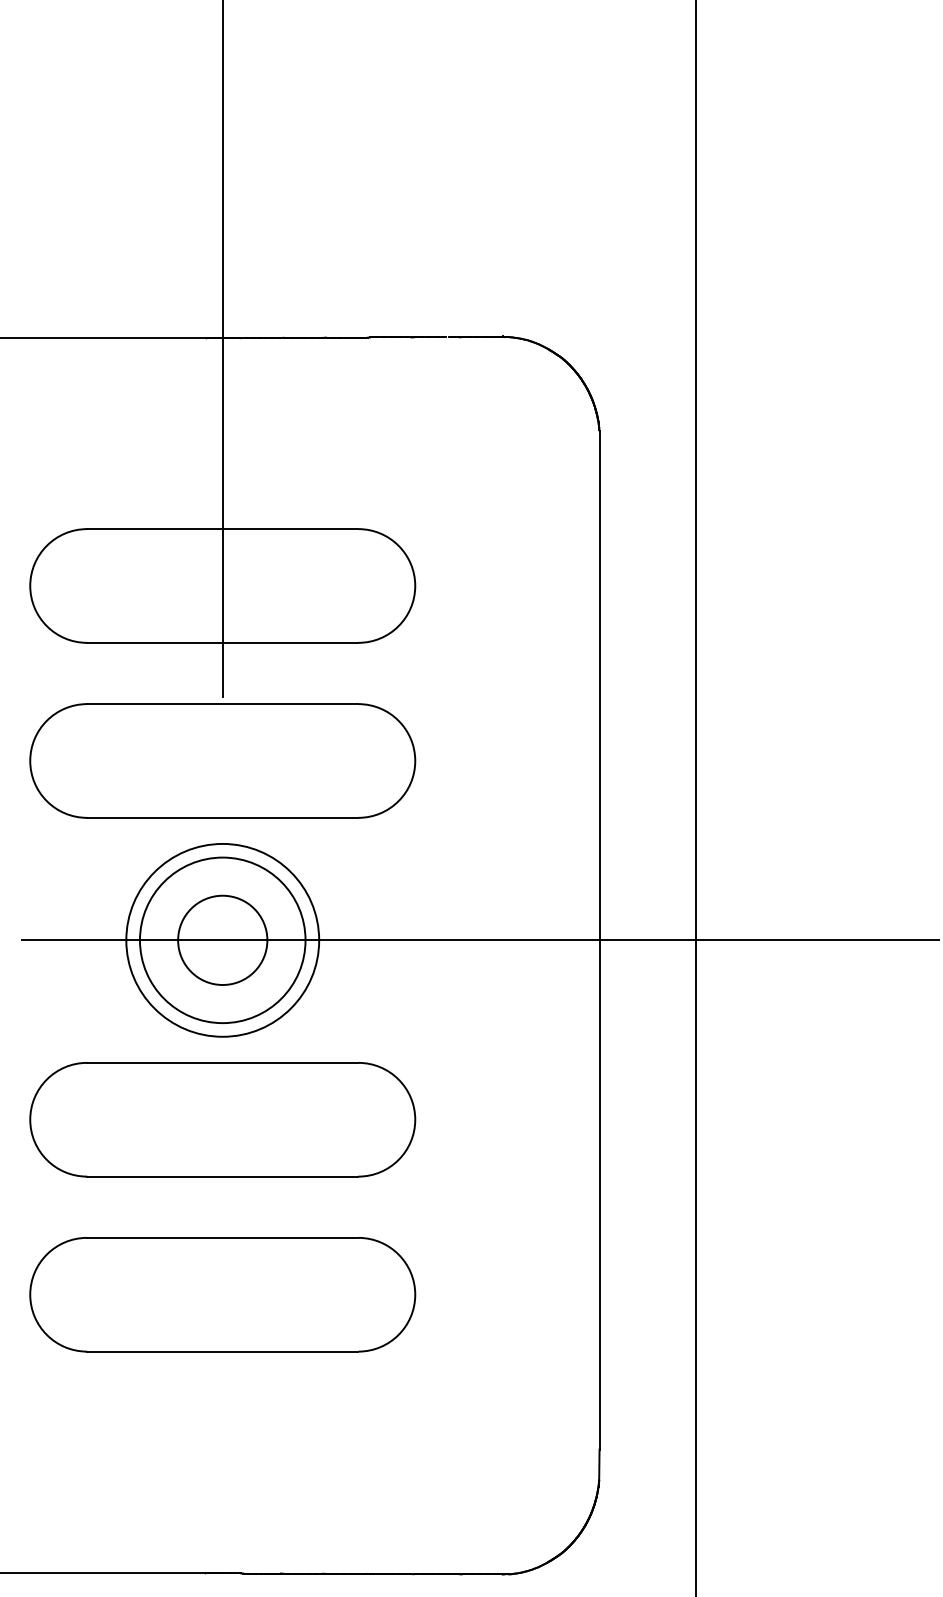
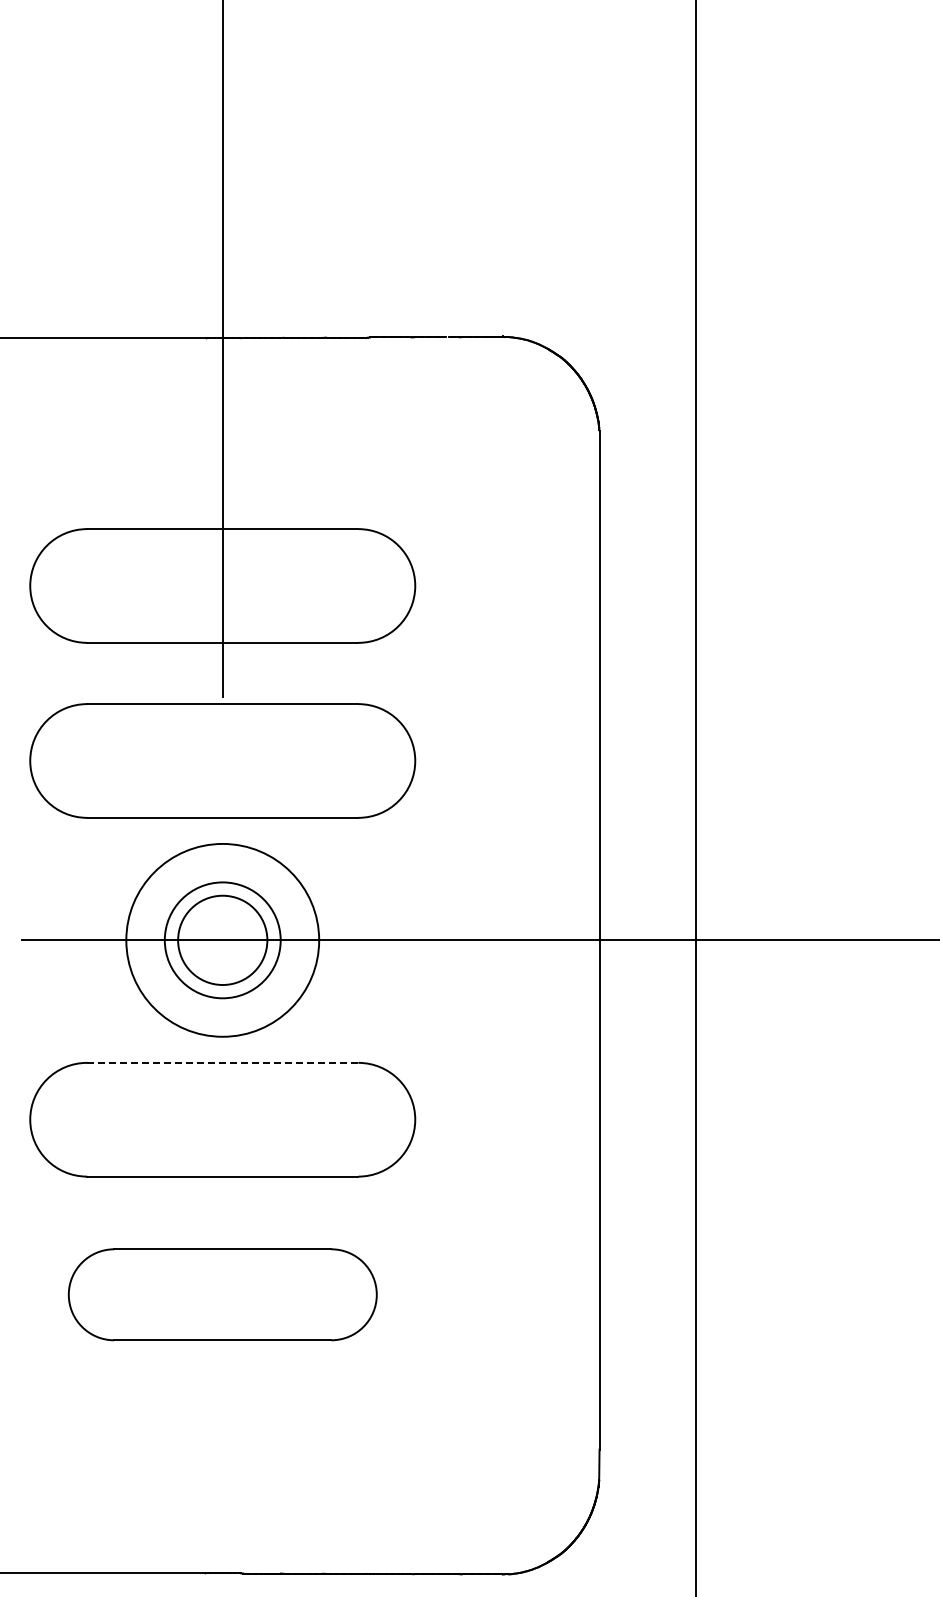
circle diameter: 166 px -> 116 px (222, 940)
line: solid -> dashed (222, 1062)
part size: 388x116 px -> 311x94 px (222, 1294)
